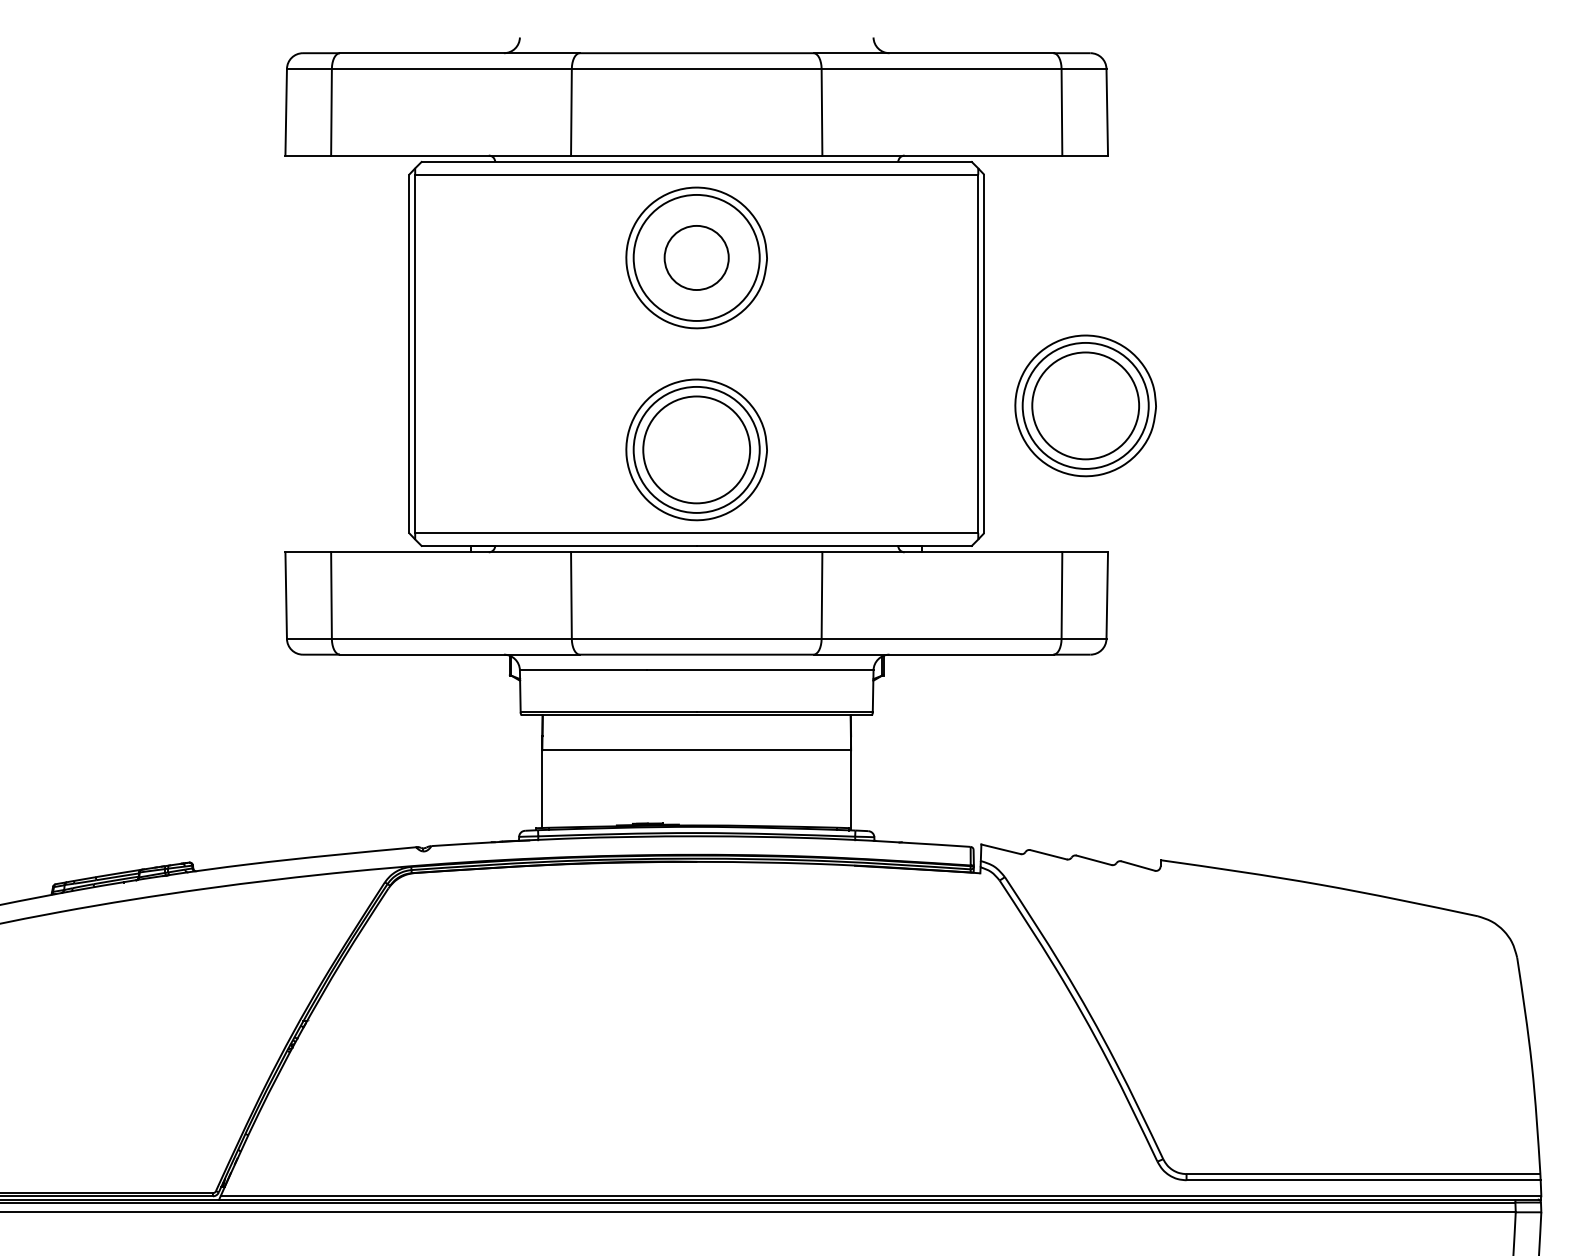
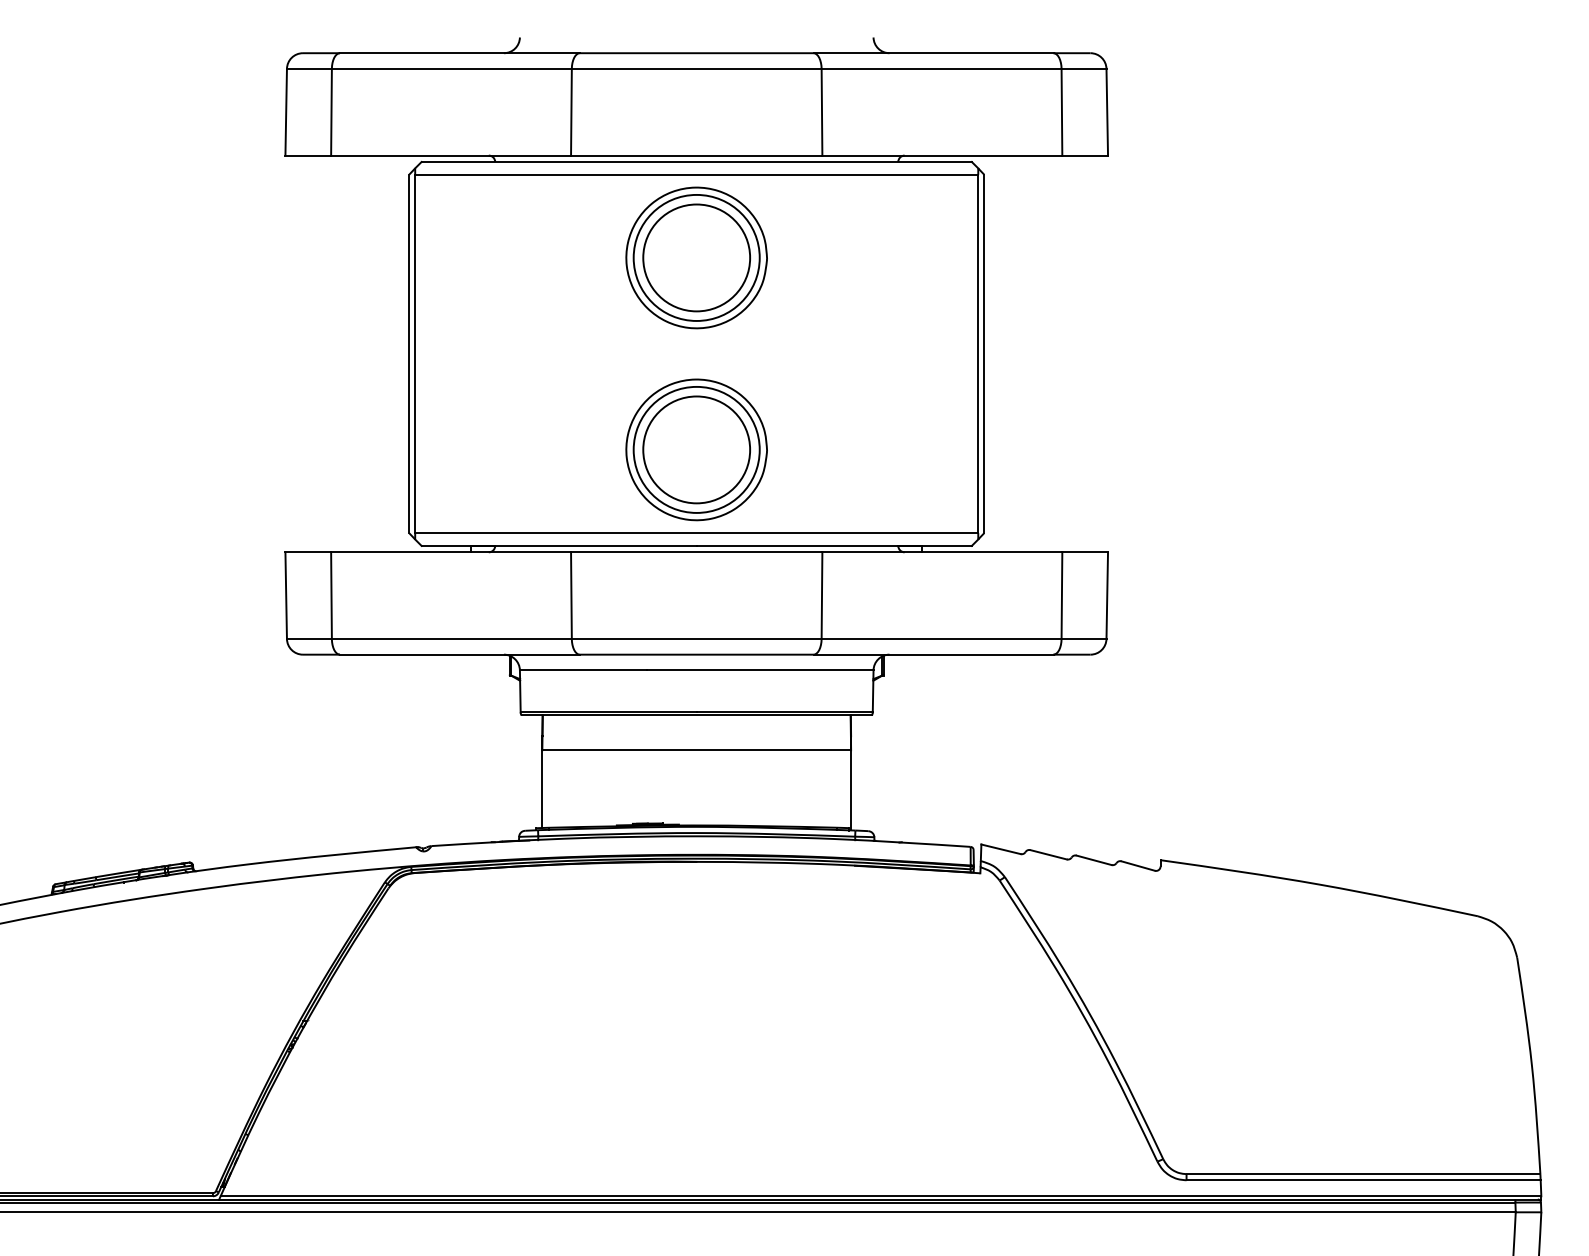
circle diameter: 64 px -> 107 px (696, 257)
part: present -> none (1085, 405)
